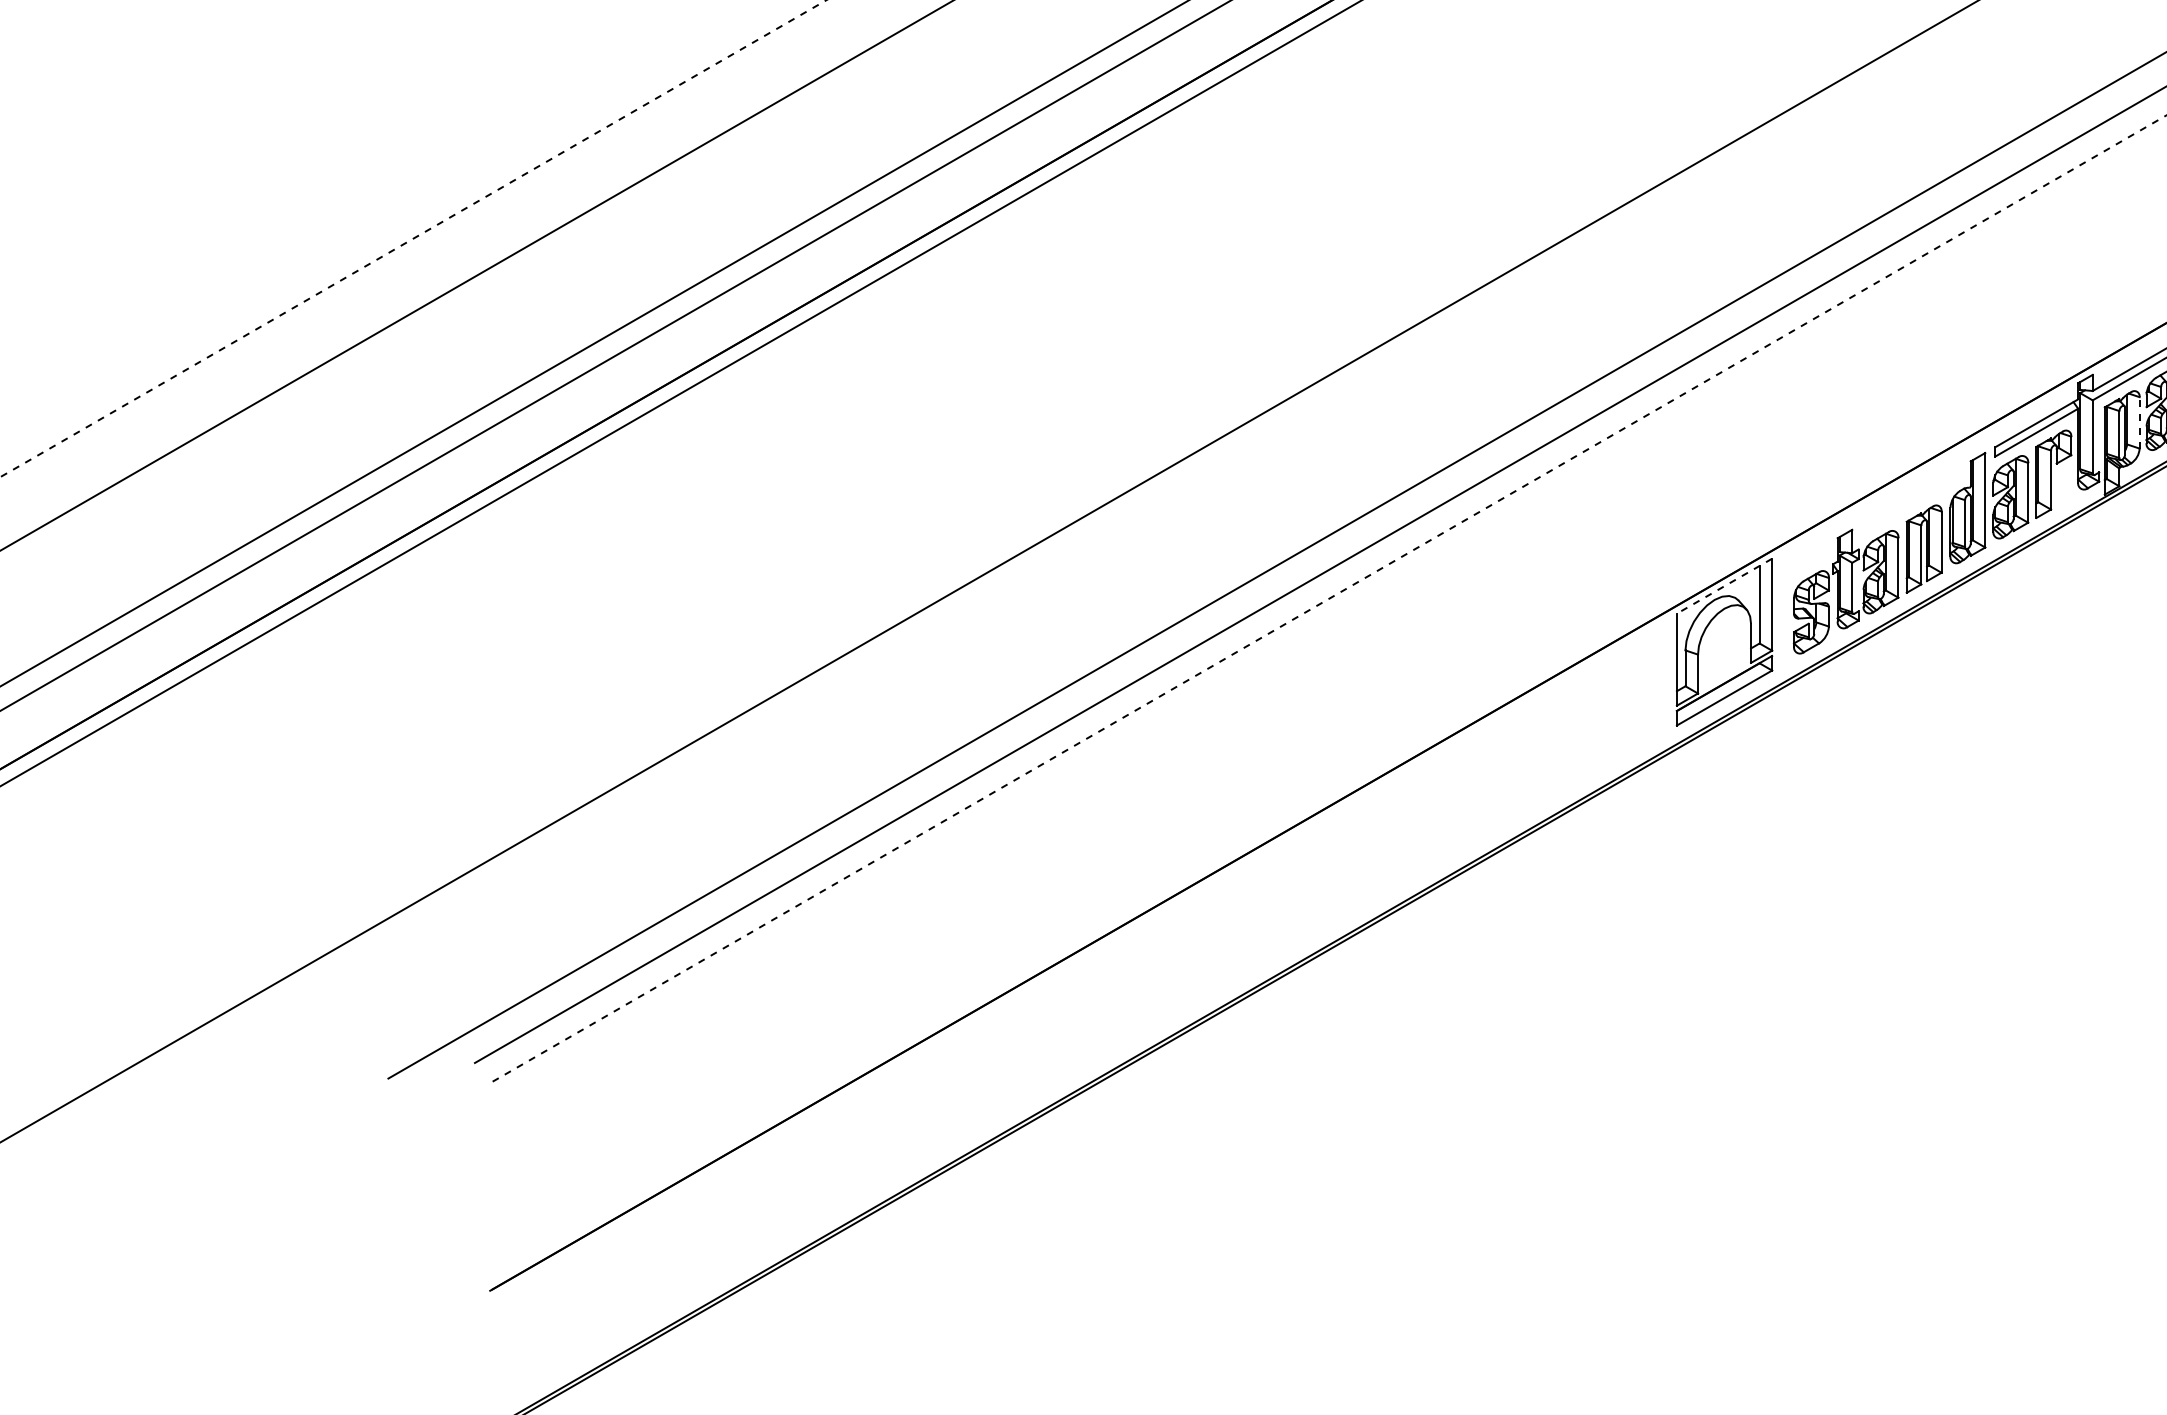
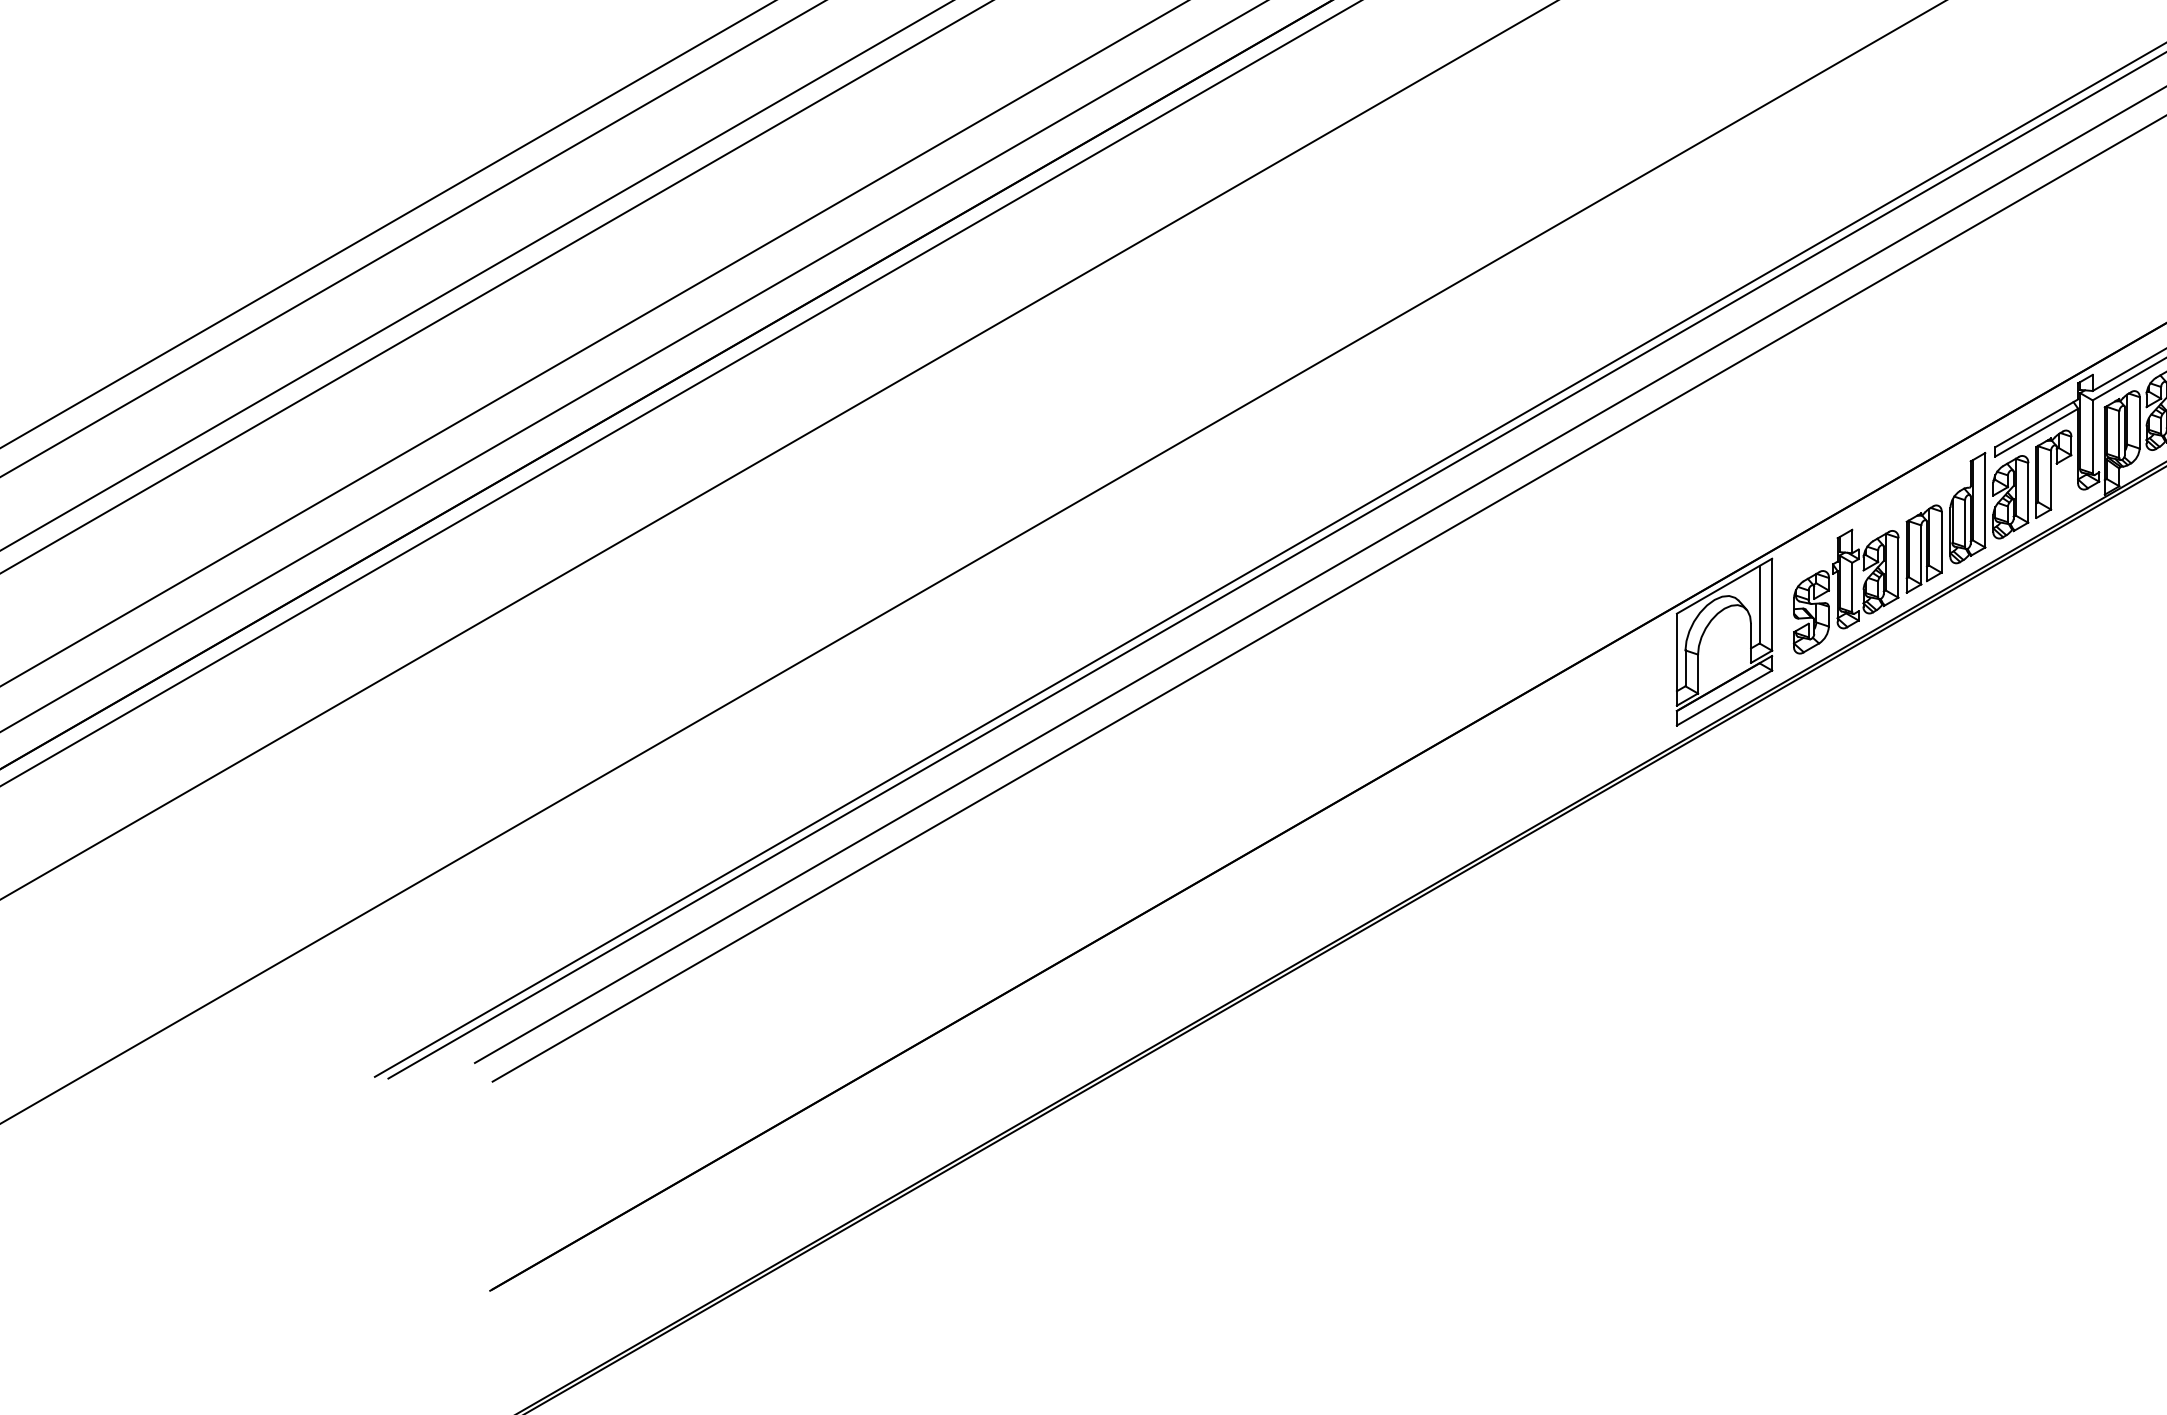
line: none -> present (387, 224)
line: dashed -> solid (413, 238)
line: none -> present (496, 287)
line position: (615, 355) -> (633, 366) (633, 366)
line: dashed -> solid (2139, 422)
line: none -> present (778, 450)
line: none -> present (1268, 560)
line position: (988, 571) -> (972, 562) (972, 562)
line: dashed -> solid (1724, 586)
line: dashed -> solid (1330, 598)
